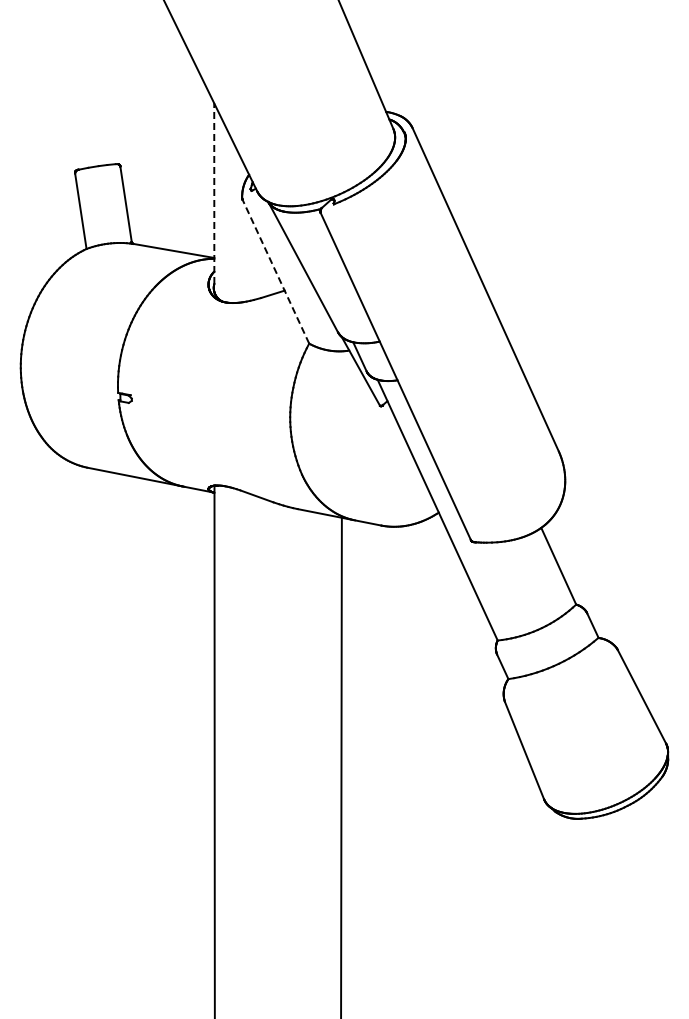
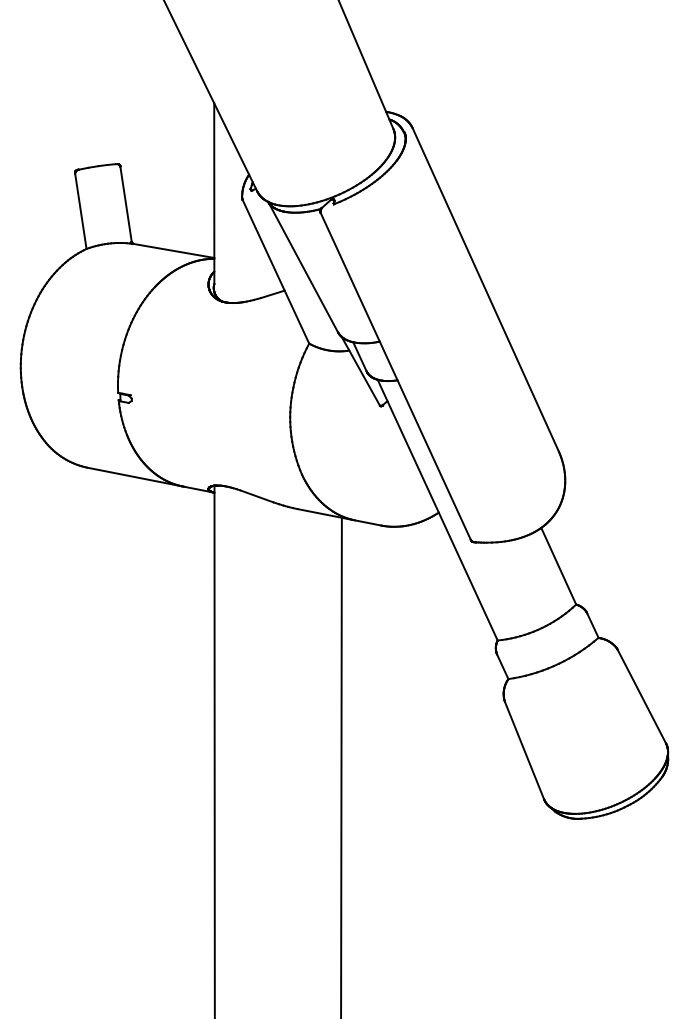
line: dashed -> solid (214, 193)
line: dashed -> solid (275, 271)
